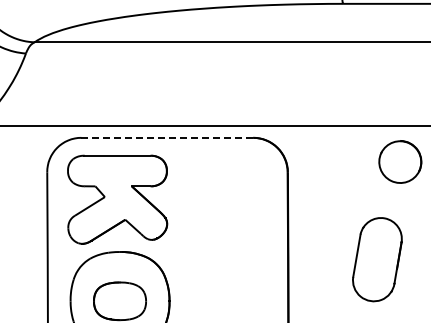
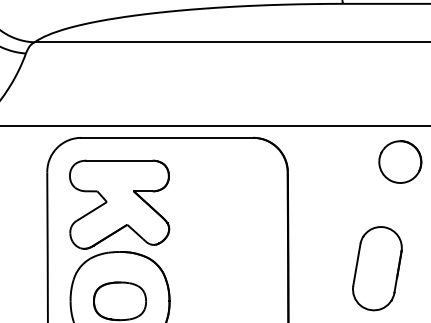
line: dashed -> solid (167, 137)
part position: (117, 199) -> (119, 204) (119, 204)
part position: (377, 259) -> (377, 268) (377, 268)
